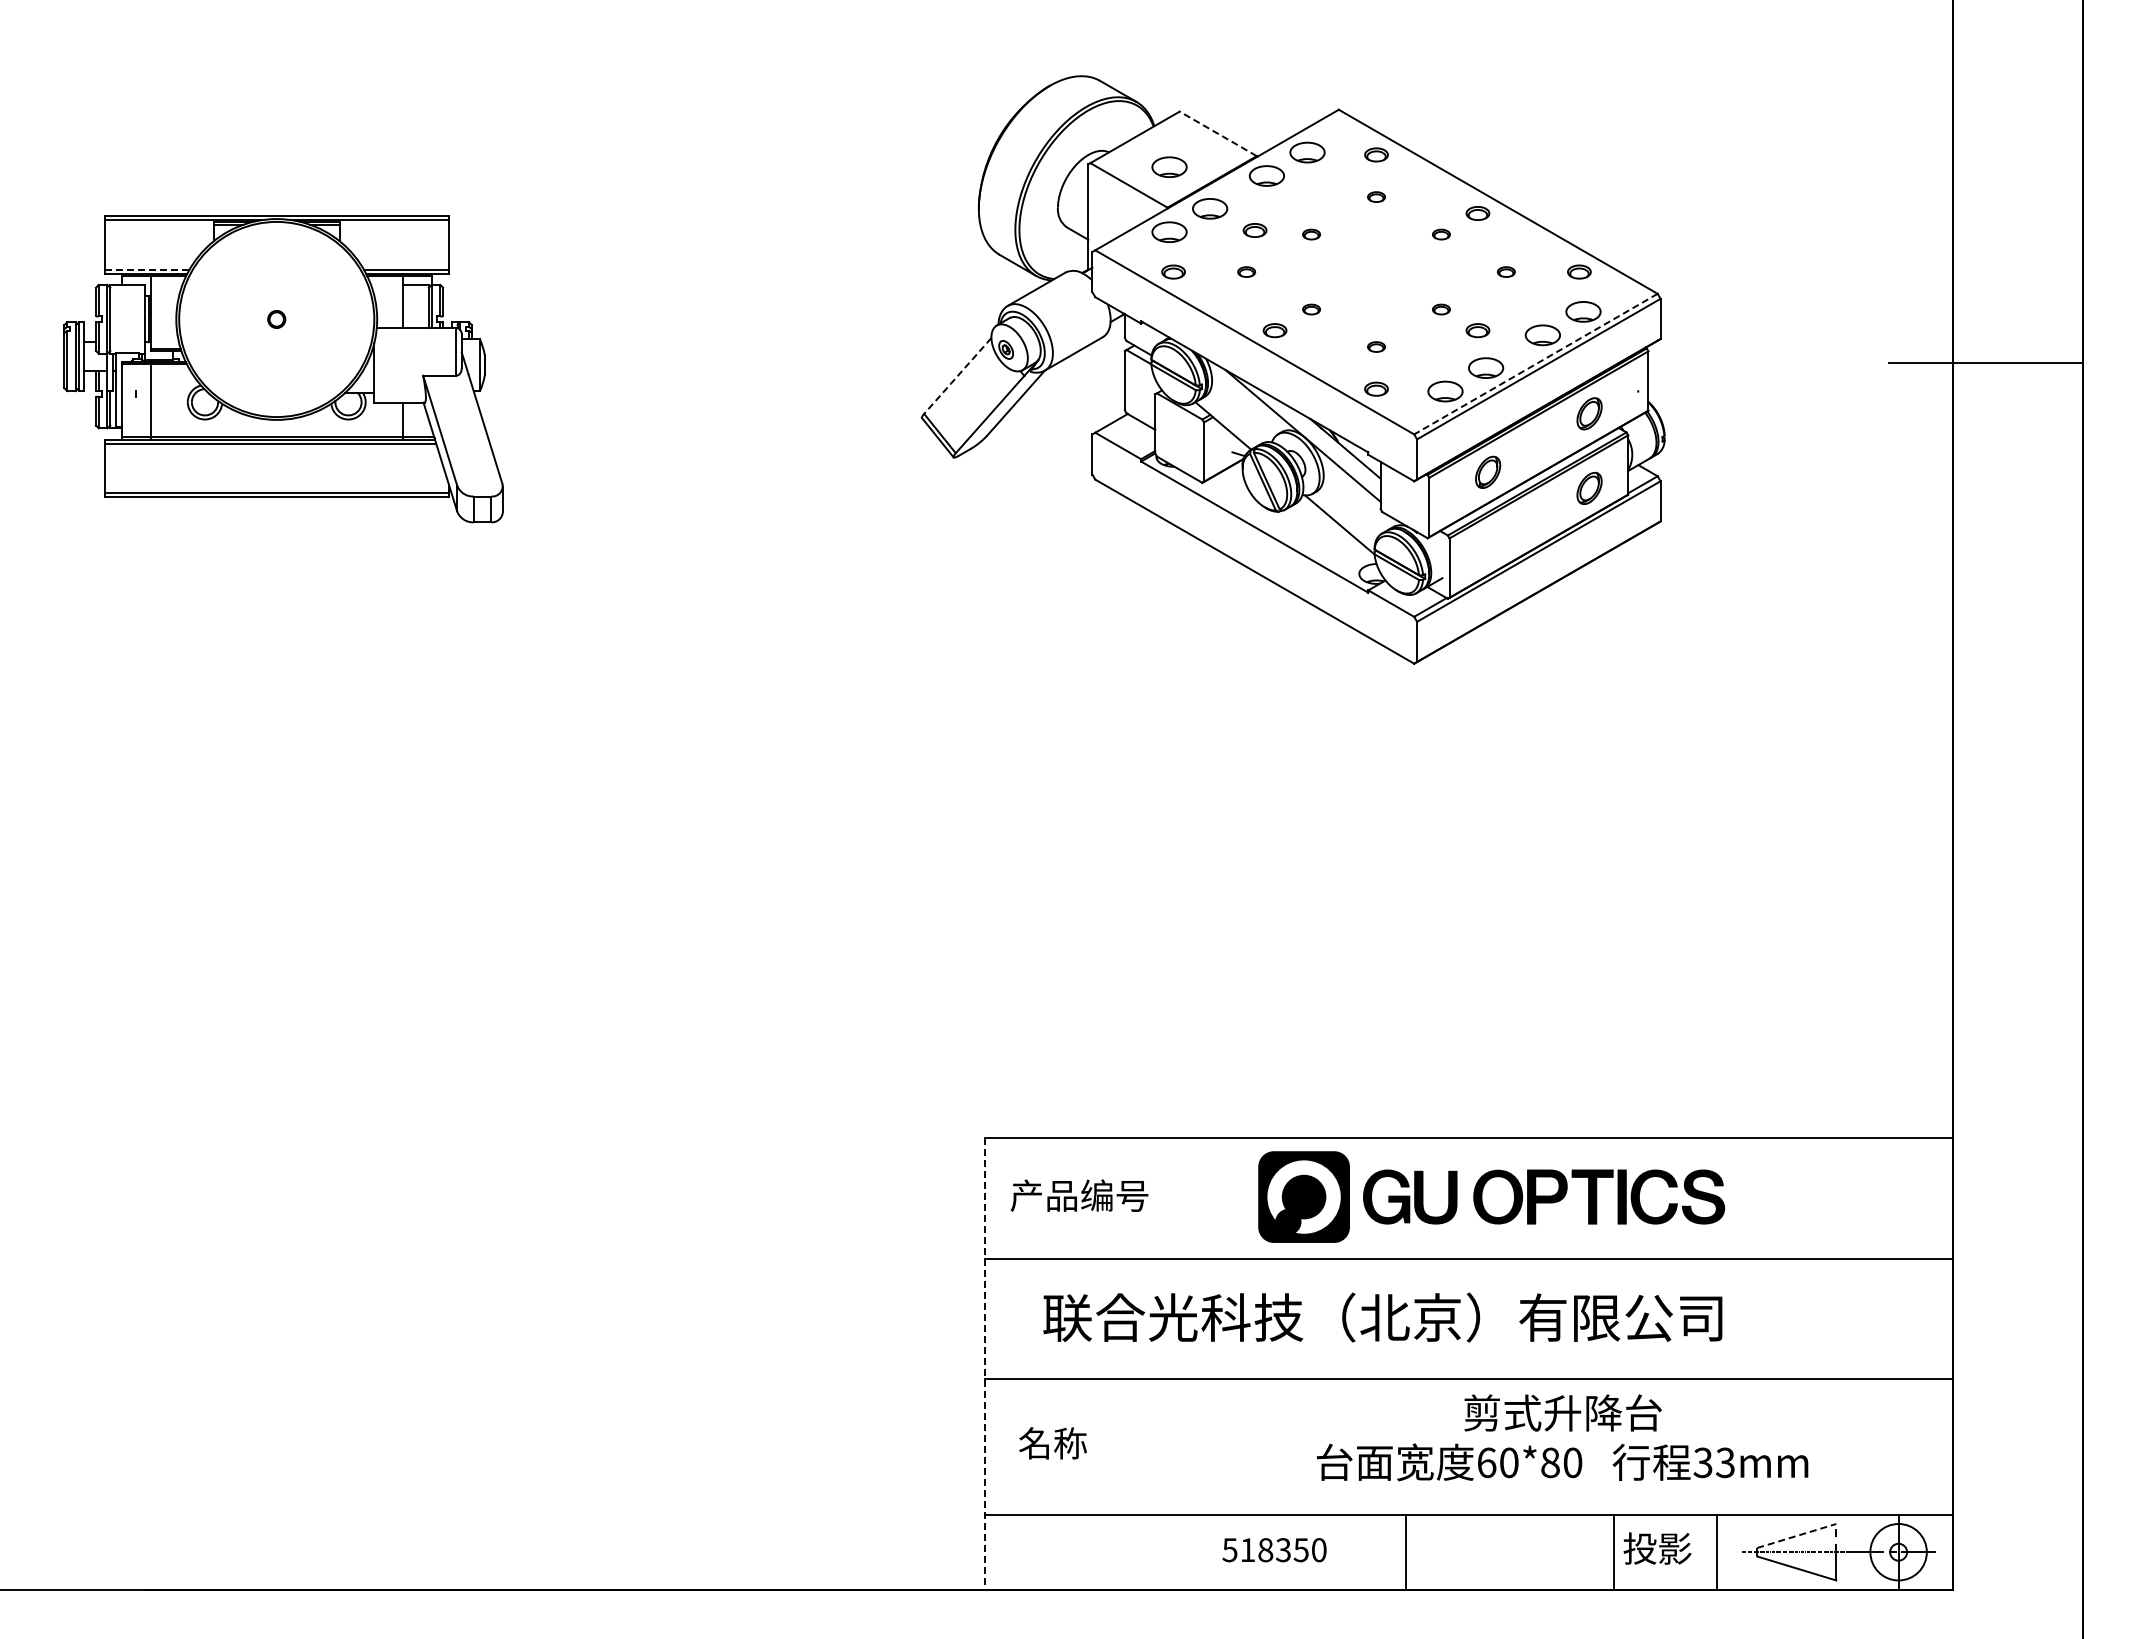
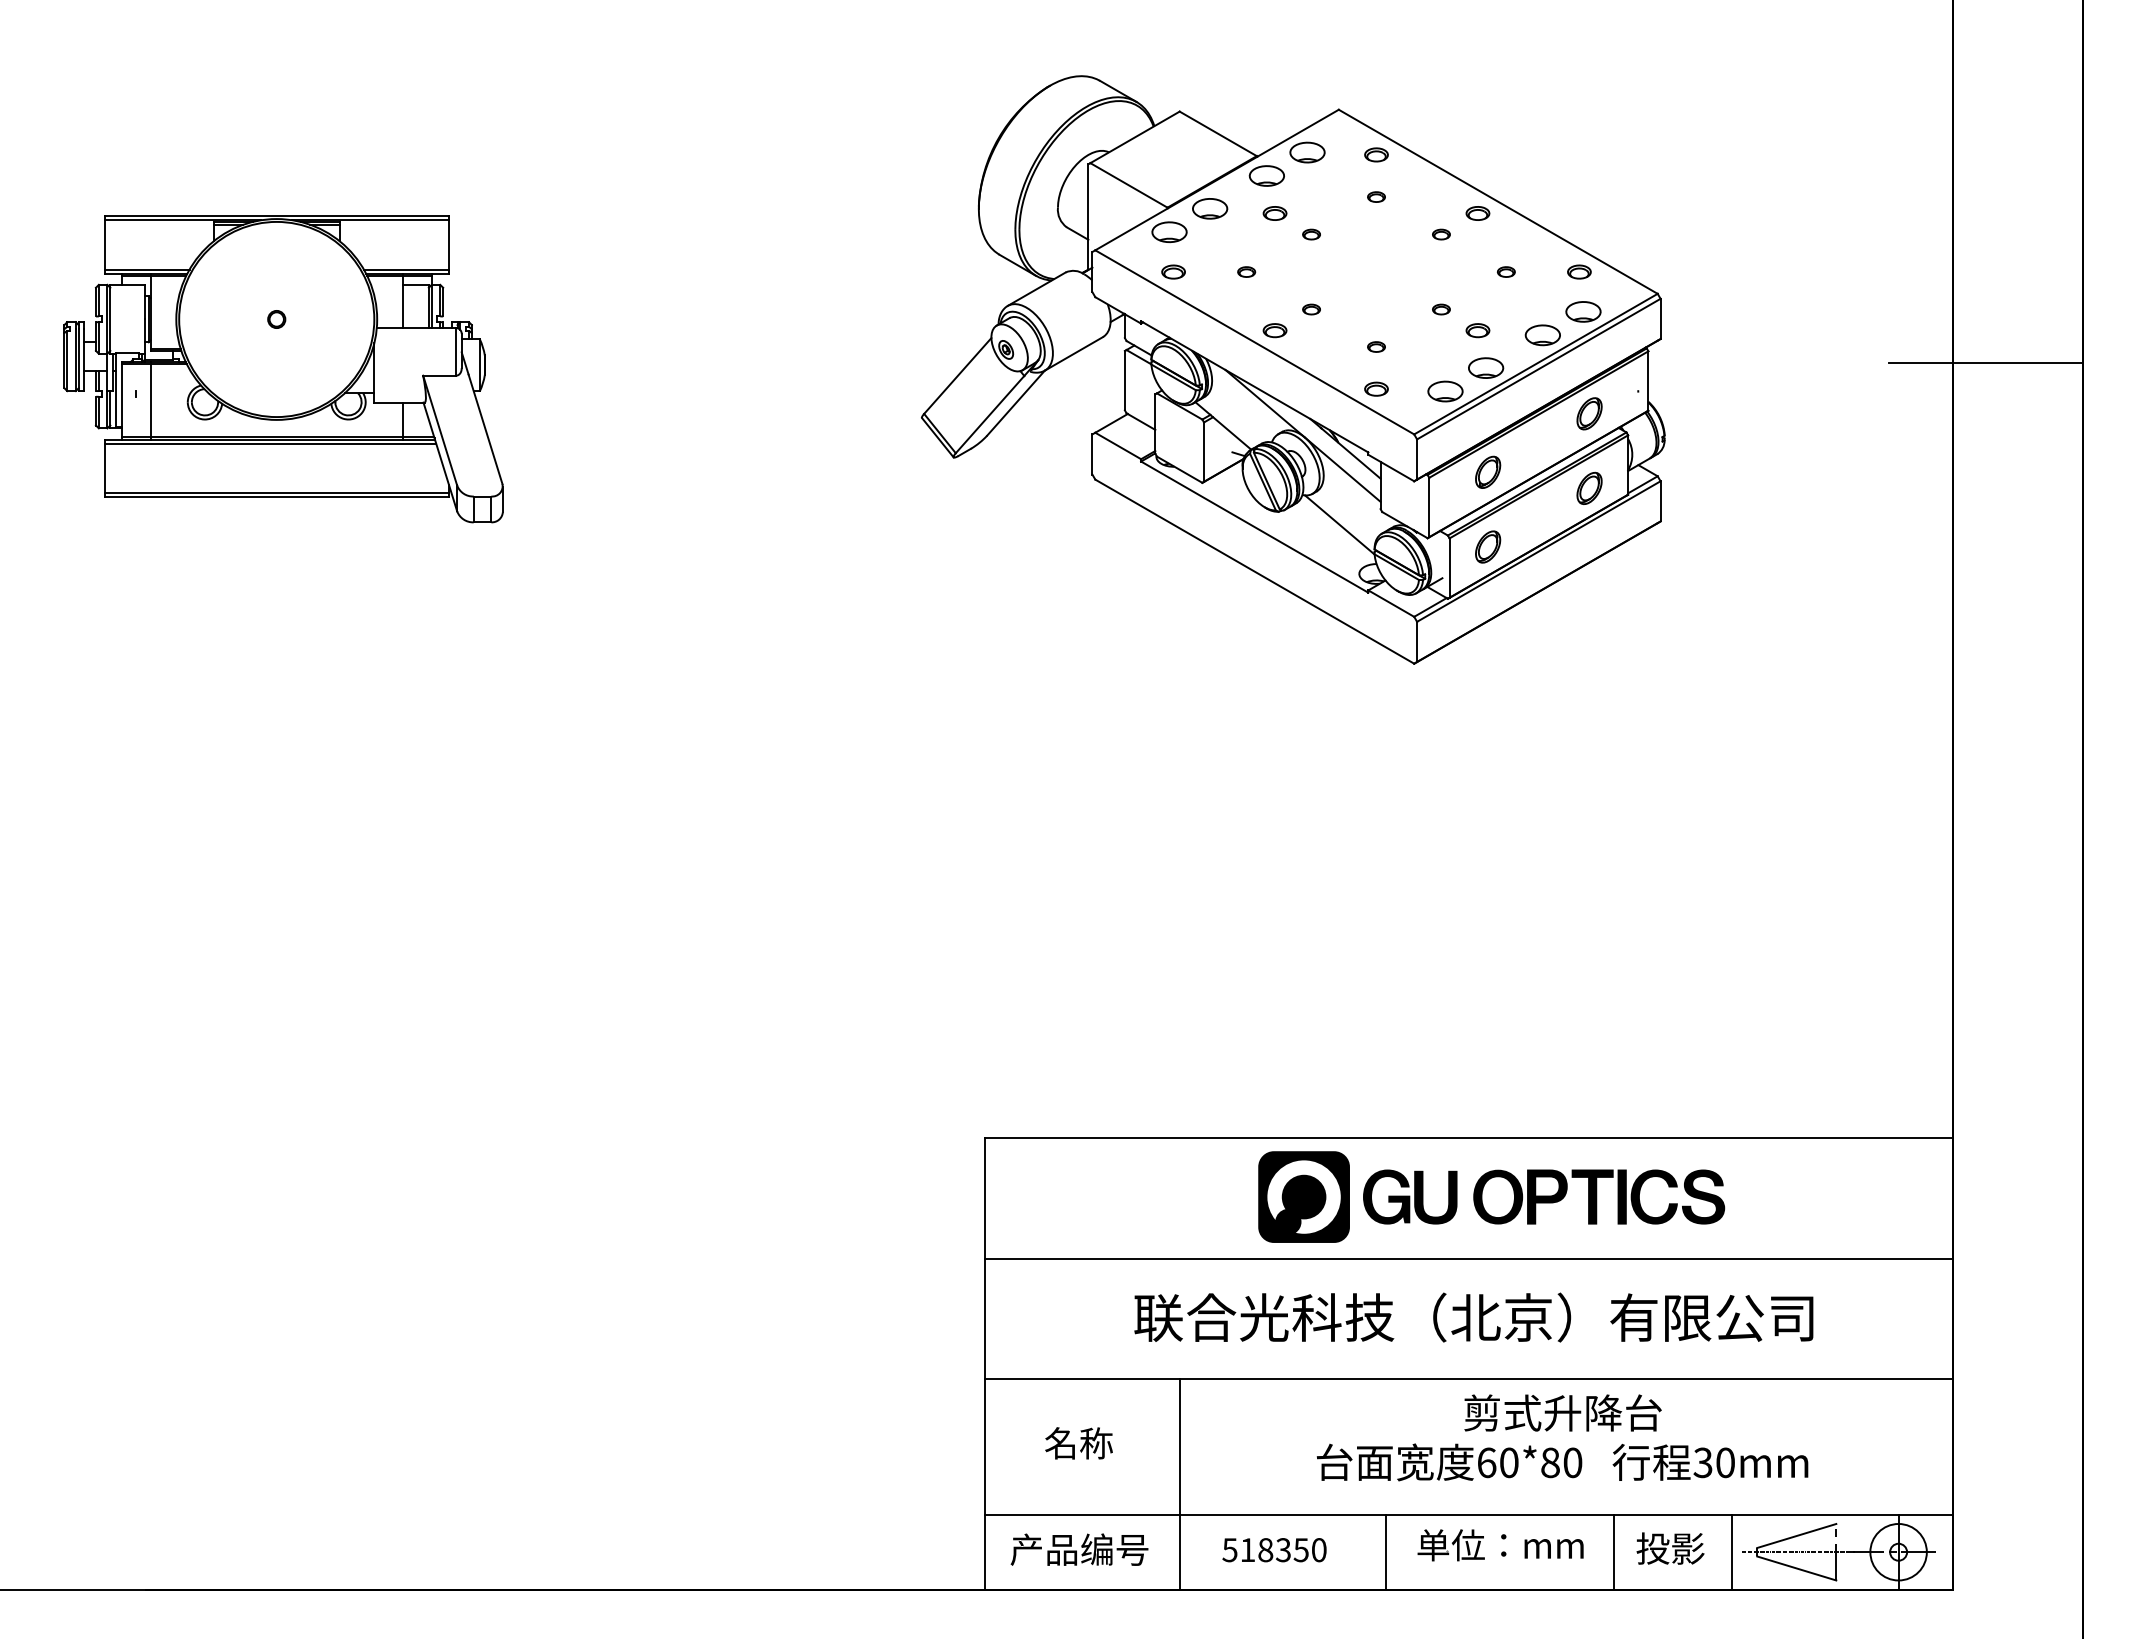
line: dashed -> solid (1218, 133)
part: present -> none (1169, 167)
part position: (1254, 230) -> (1274, 213) (1274, 213)
line: dashed -> solid (147, 269)
line: dashed -> solid (1535, 364)
line: dashed -> solid (957, 375)
part: none -> present (1488, 546)
text position: (1079, 1195) -> (1079, 1549) (1079, 1549)
text position: (1382, 1317) -> (1473, 1317) (1473, 1317)
line: dashed -> solid (984, 1363)
text position: (1052, 1443) -> (1078, 1443) (1078, 1443)
text: 33mm -> 30mm (1725, 1462)
line: none -> present (1180, 1484)
line: dashed -> solid (1797, 1535)
part: none -> present (1502, 1539)
text position: (1657, 1548) -> (1670, 1548) (1670, 1548)
line position: (1405, 1551) -> (1385, 1551) (1385, 1551)
line position: (1716, 1551) -> (1731, 1551) (1731, 1551)
